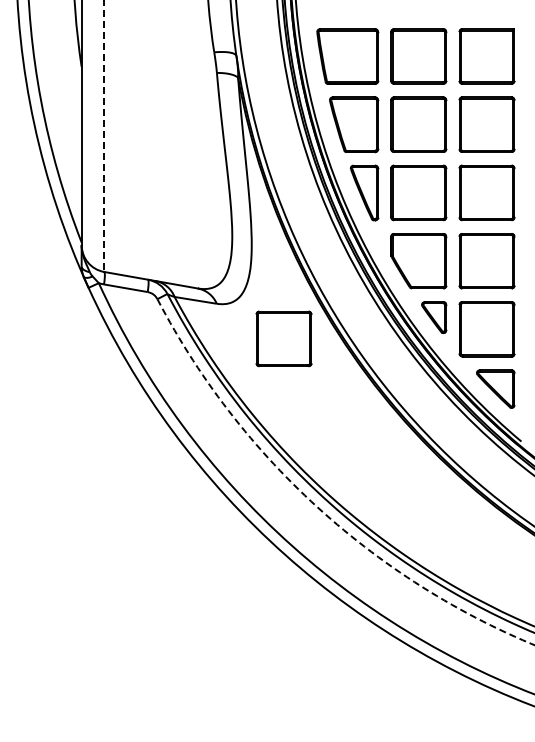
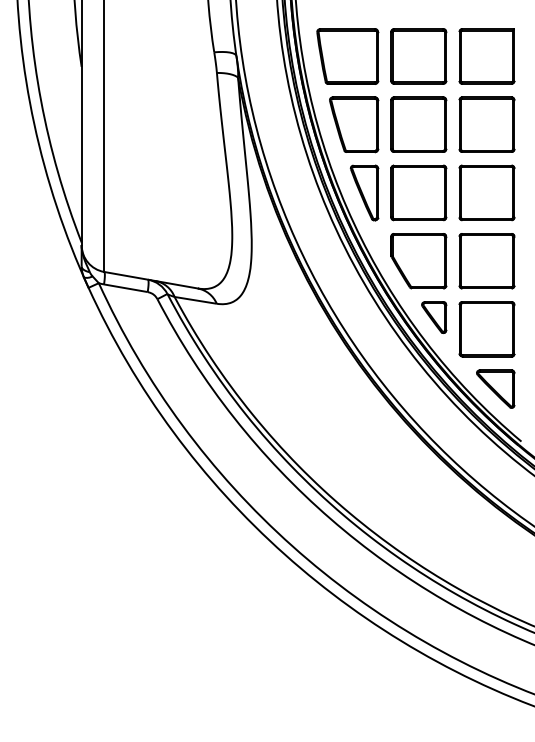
line: dashed -> solid (104, 136)
part: present -> none (283, 338)
arc: dashed -> solid (316, 505)
